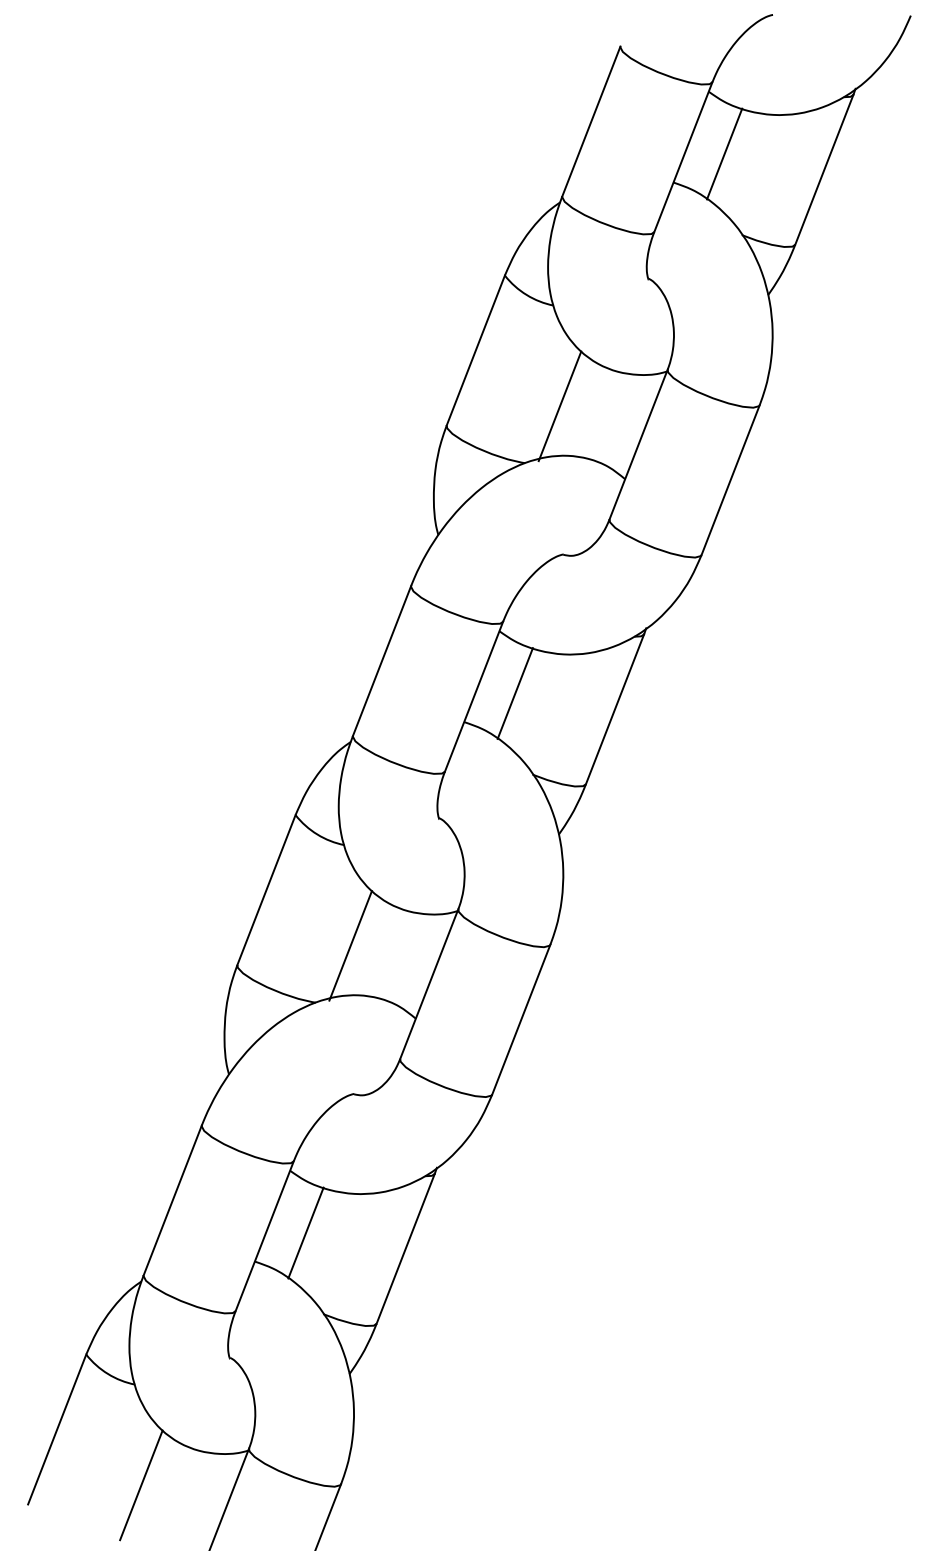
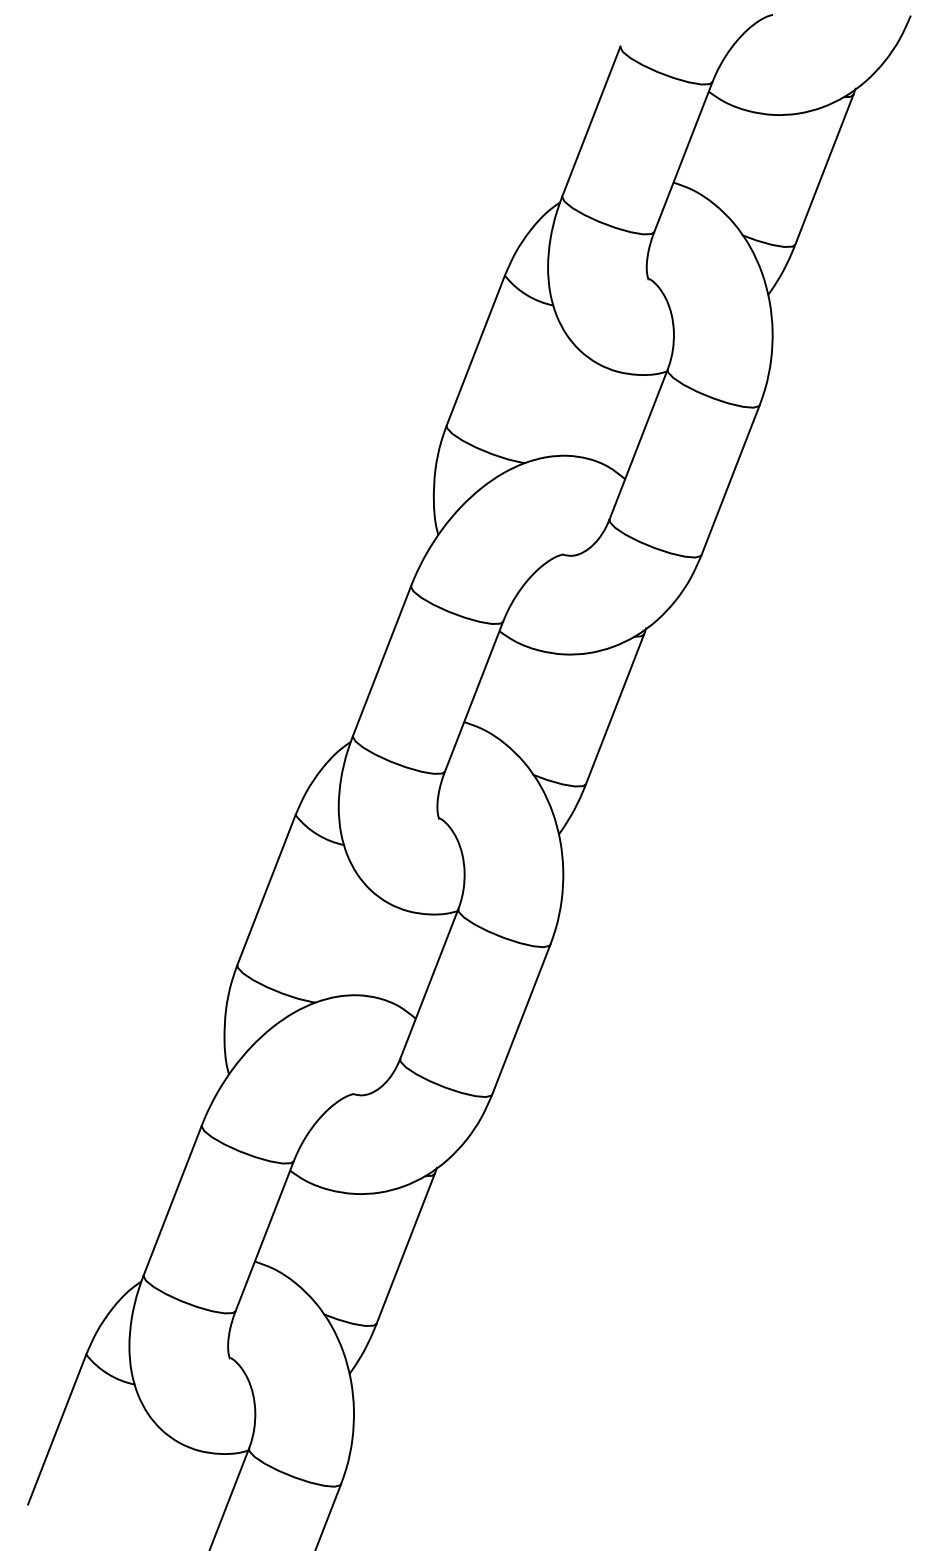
line: present -> none (724, 153)
line: present -> none (559, 406)
line: present -> none (514, 693)
line: present -> none (350, 945)
line: present -> none (305, 1232)
line: present -> none (141, 1485)
